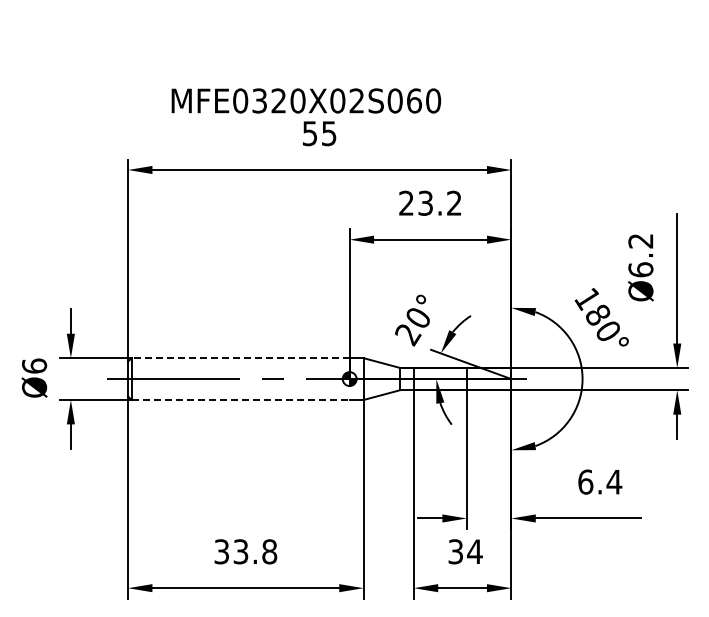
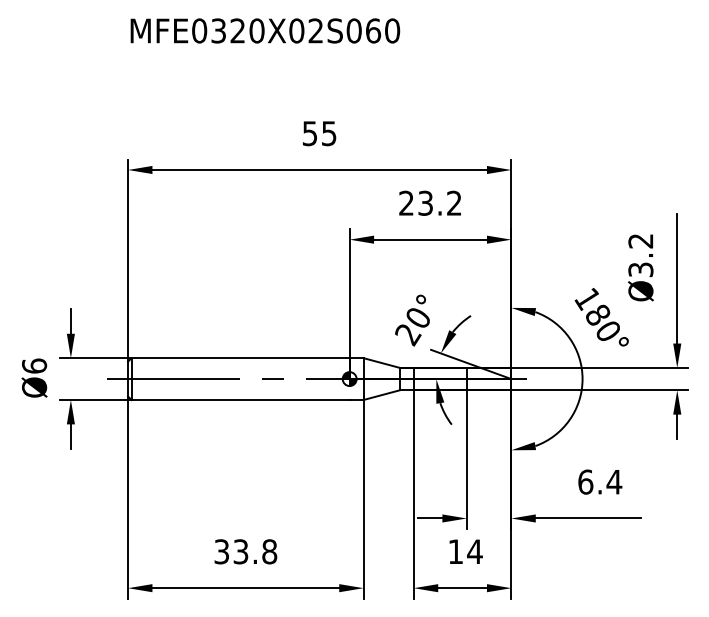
text position: (306, 100) -> (265, 30) (265, 30)
text: Ø6.2 -> Ø3.2 (640, 269)
line: dashed -> solid (240, 358)
line: dashed -> solid (241, 400)
text: 34 -> 14 (455, 551)
